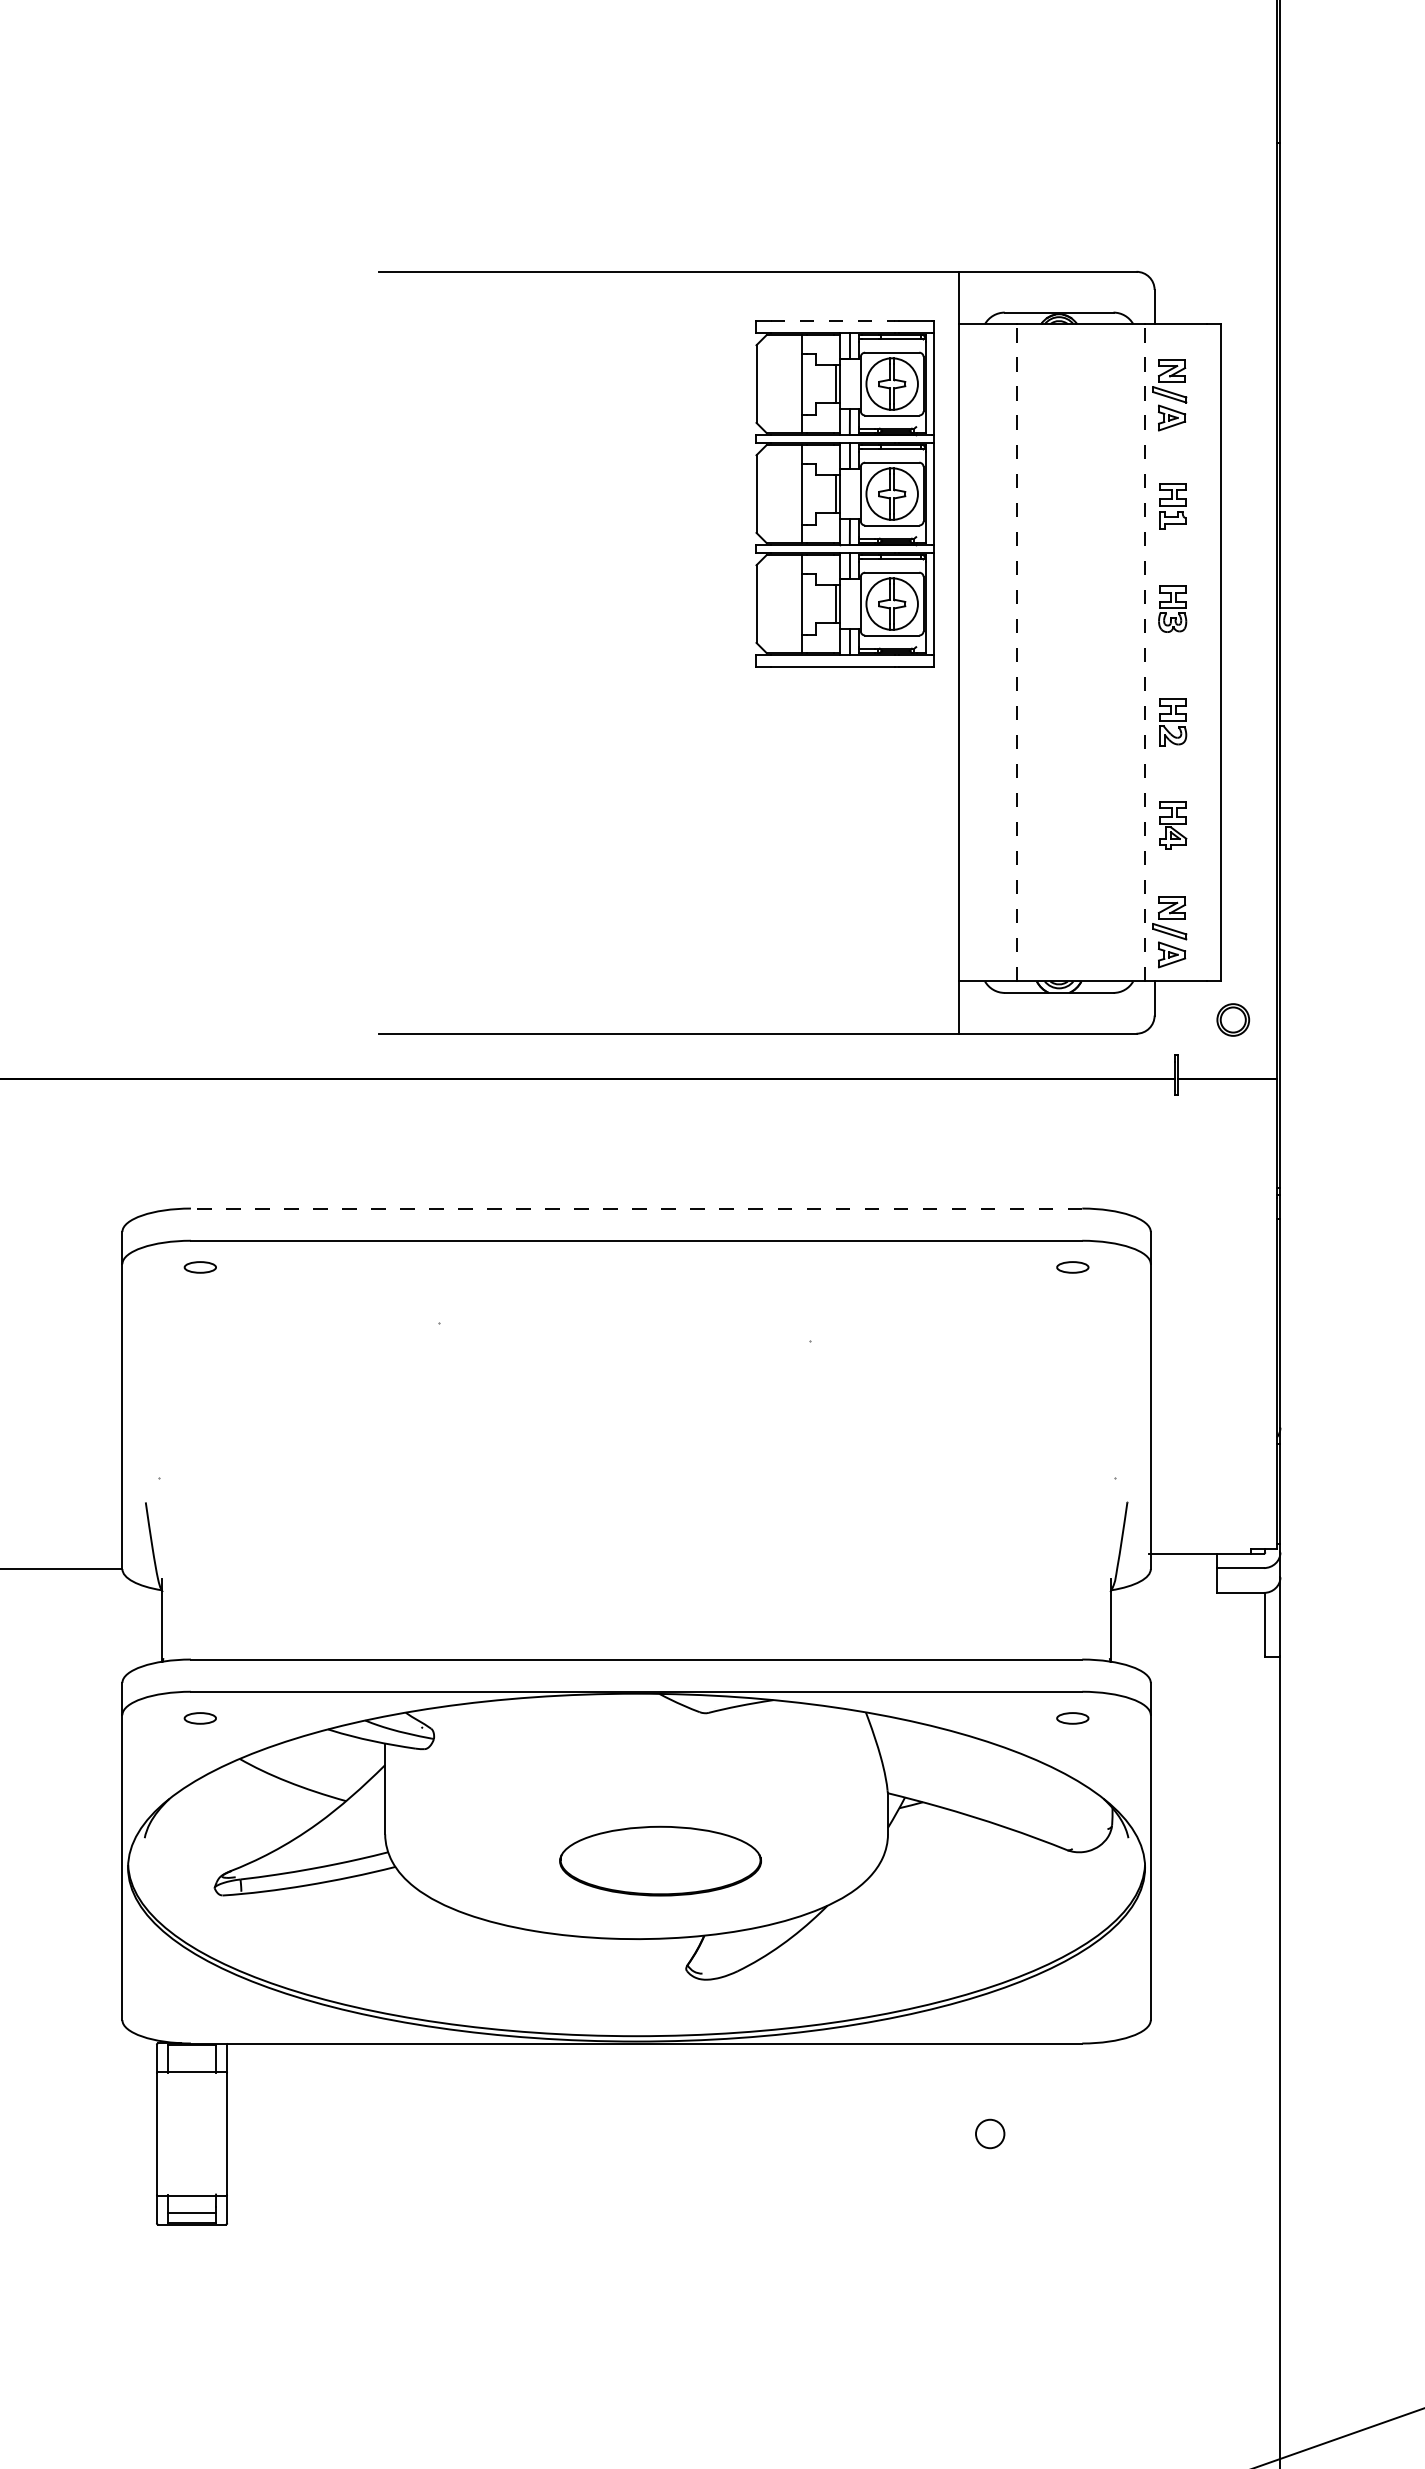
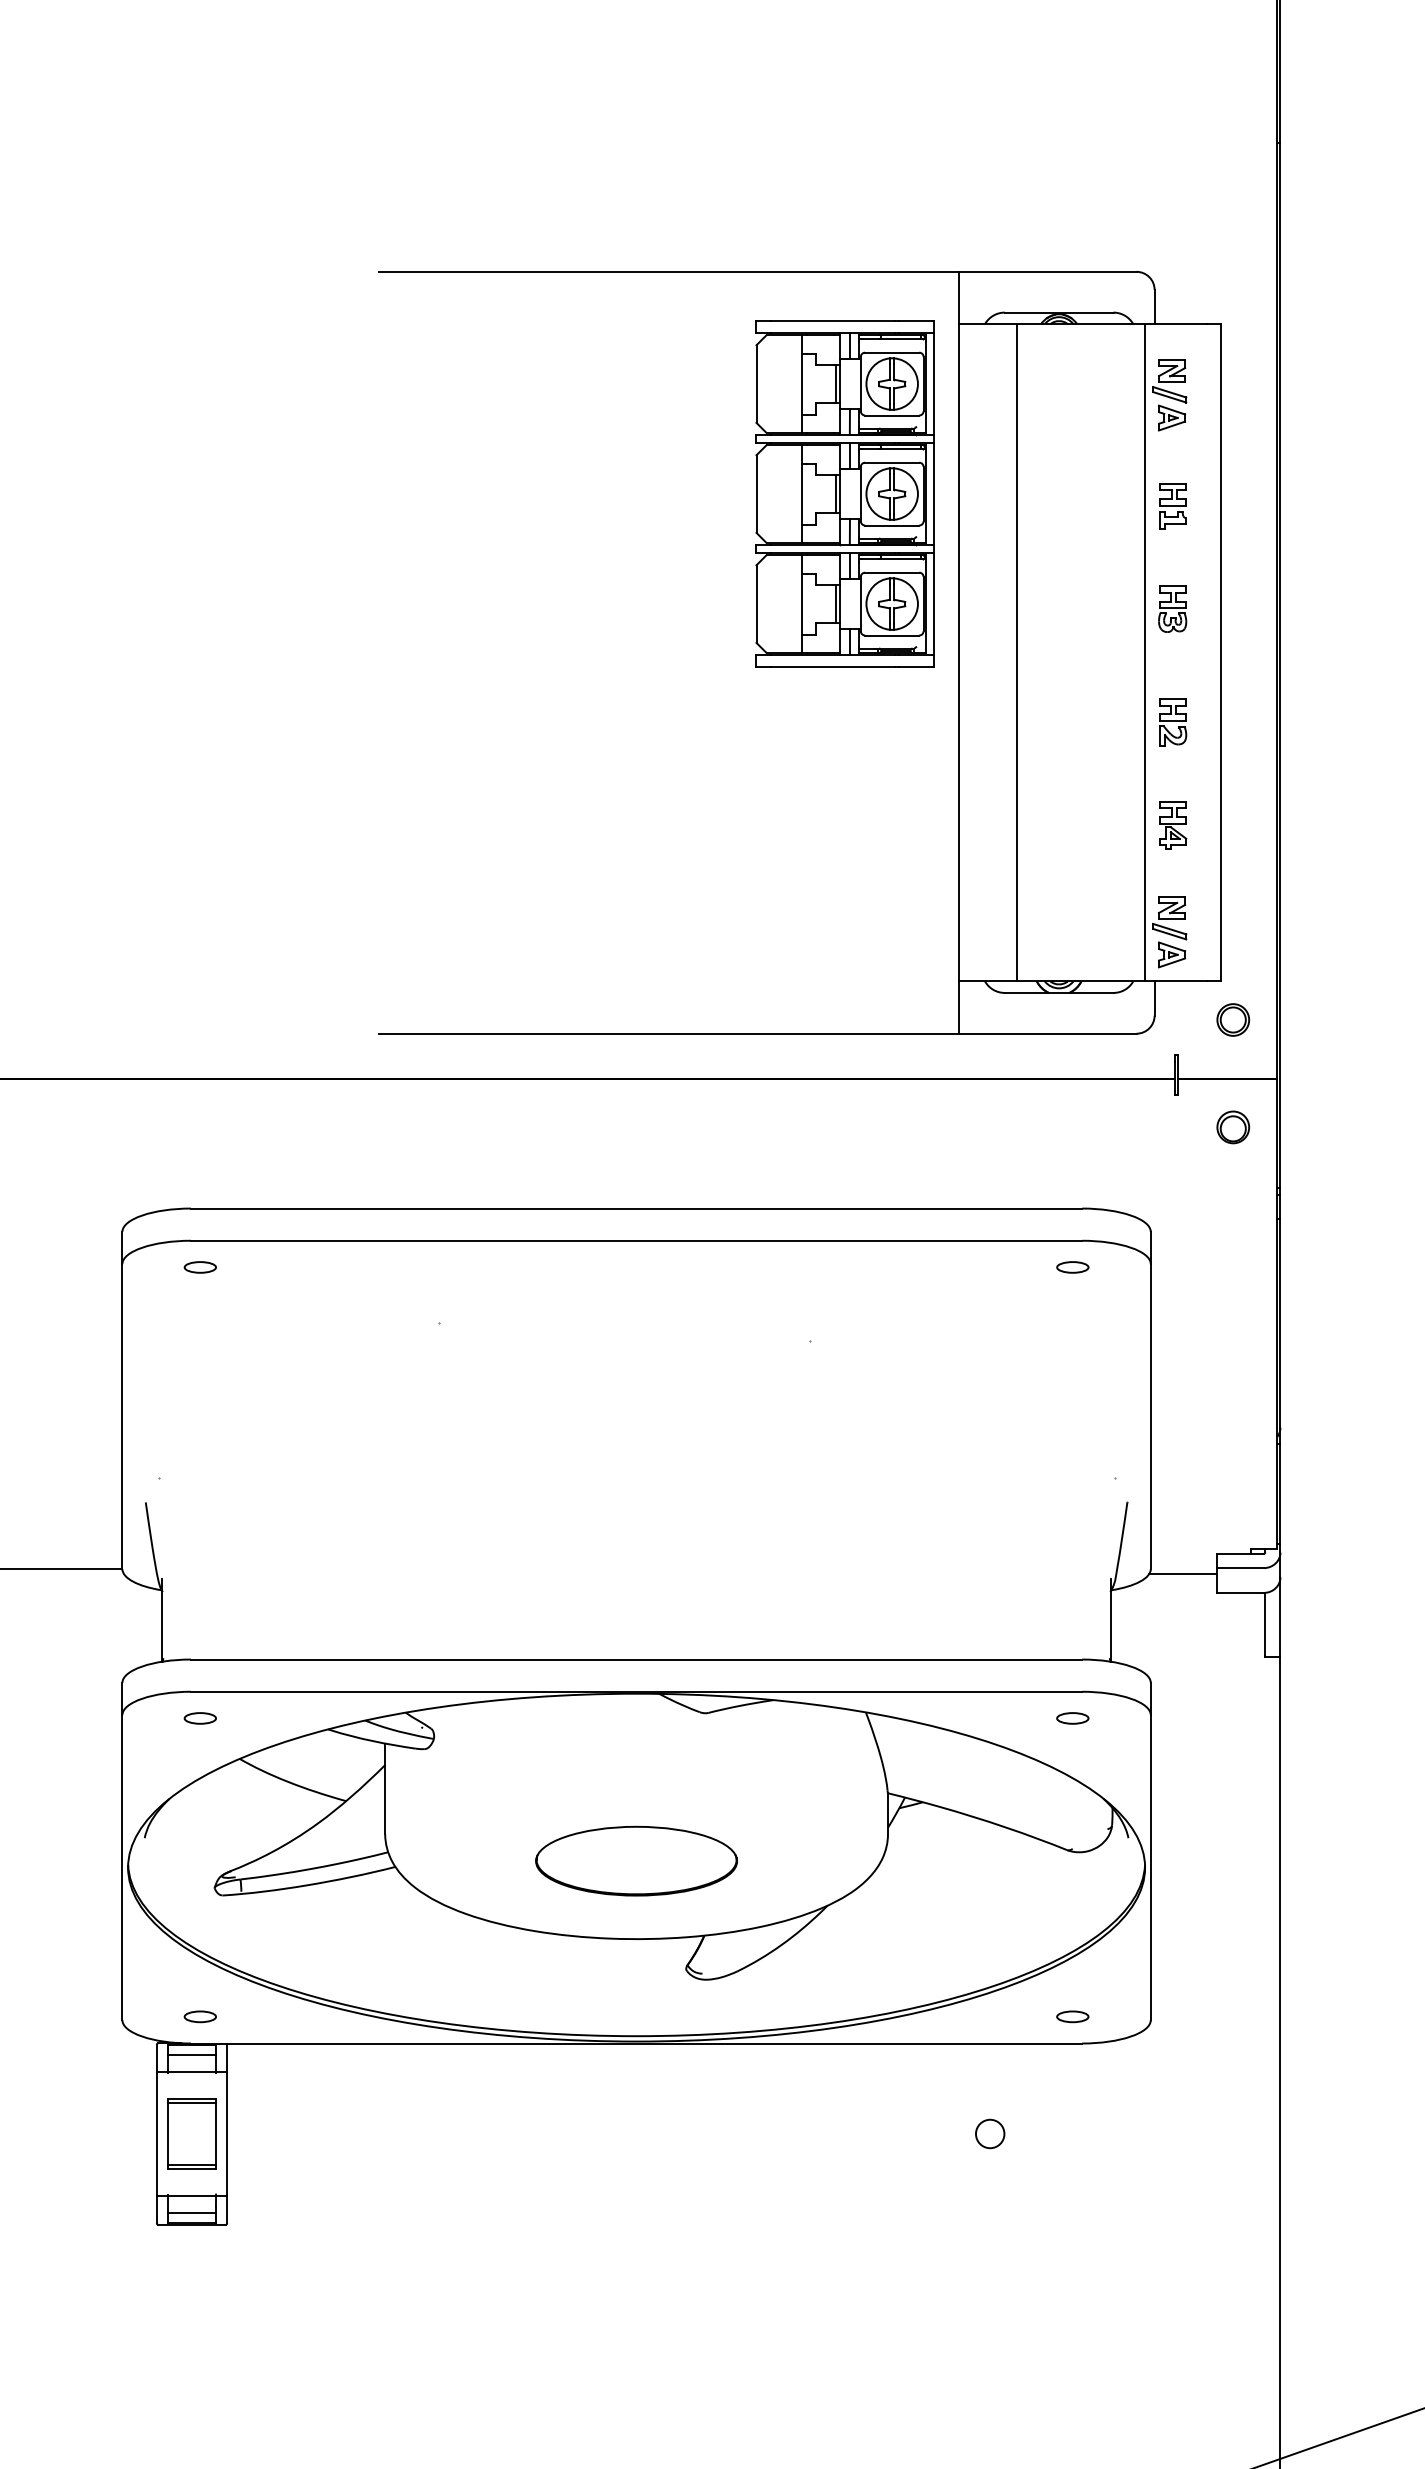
line: dashed -> solid (833, 321)
line: dashed -> solid (1017, 652)
line: dashed -> solid (1144, 652)
part: none -> present (1233, 1127)
line: dashed -> solid (636, 1208)
line position: (1182, 1553) -> (1182, 1573) (1182, 1573)
part position: (660, 1860) -> (636, 1860) (636, 1860)
part: none -> present (199, 2016)
part: none -> present (1072, 2016)
line: none -> present (191, 2054)
part: none -> present (191, 2133)
